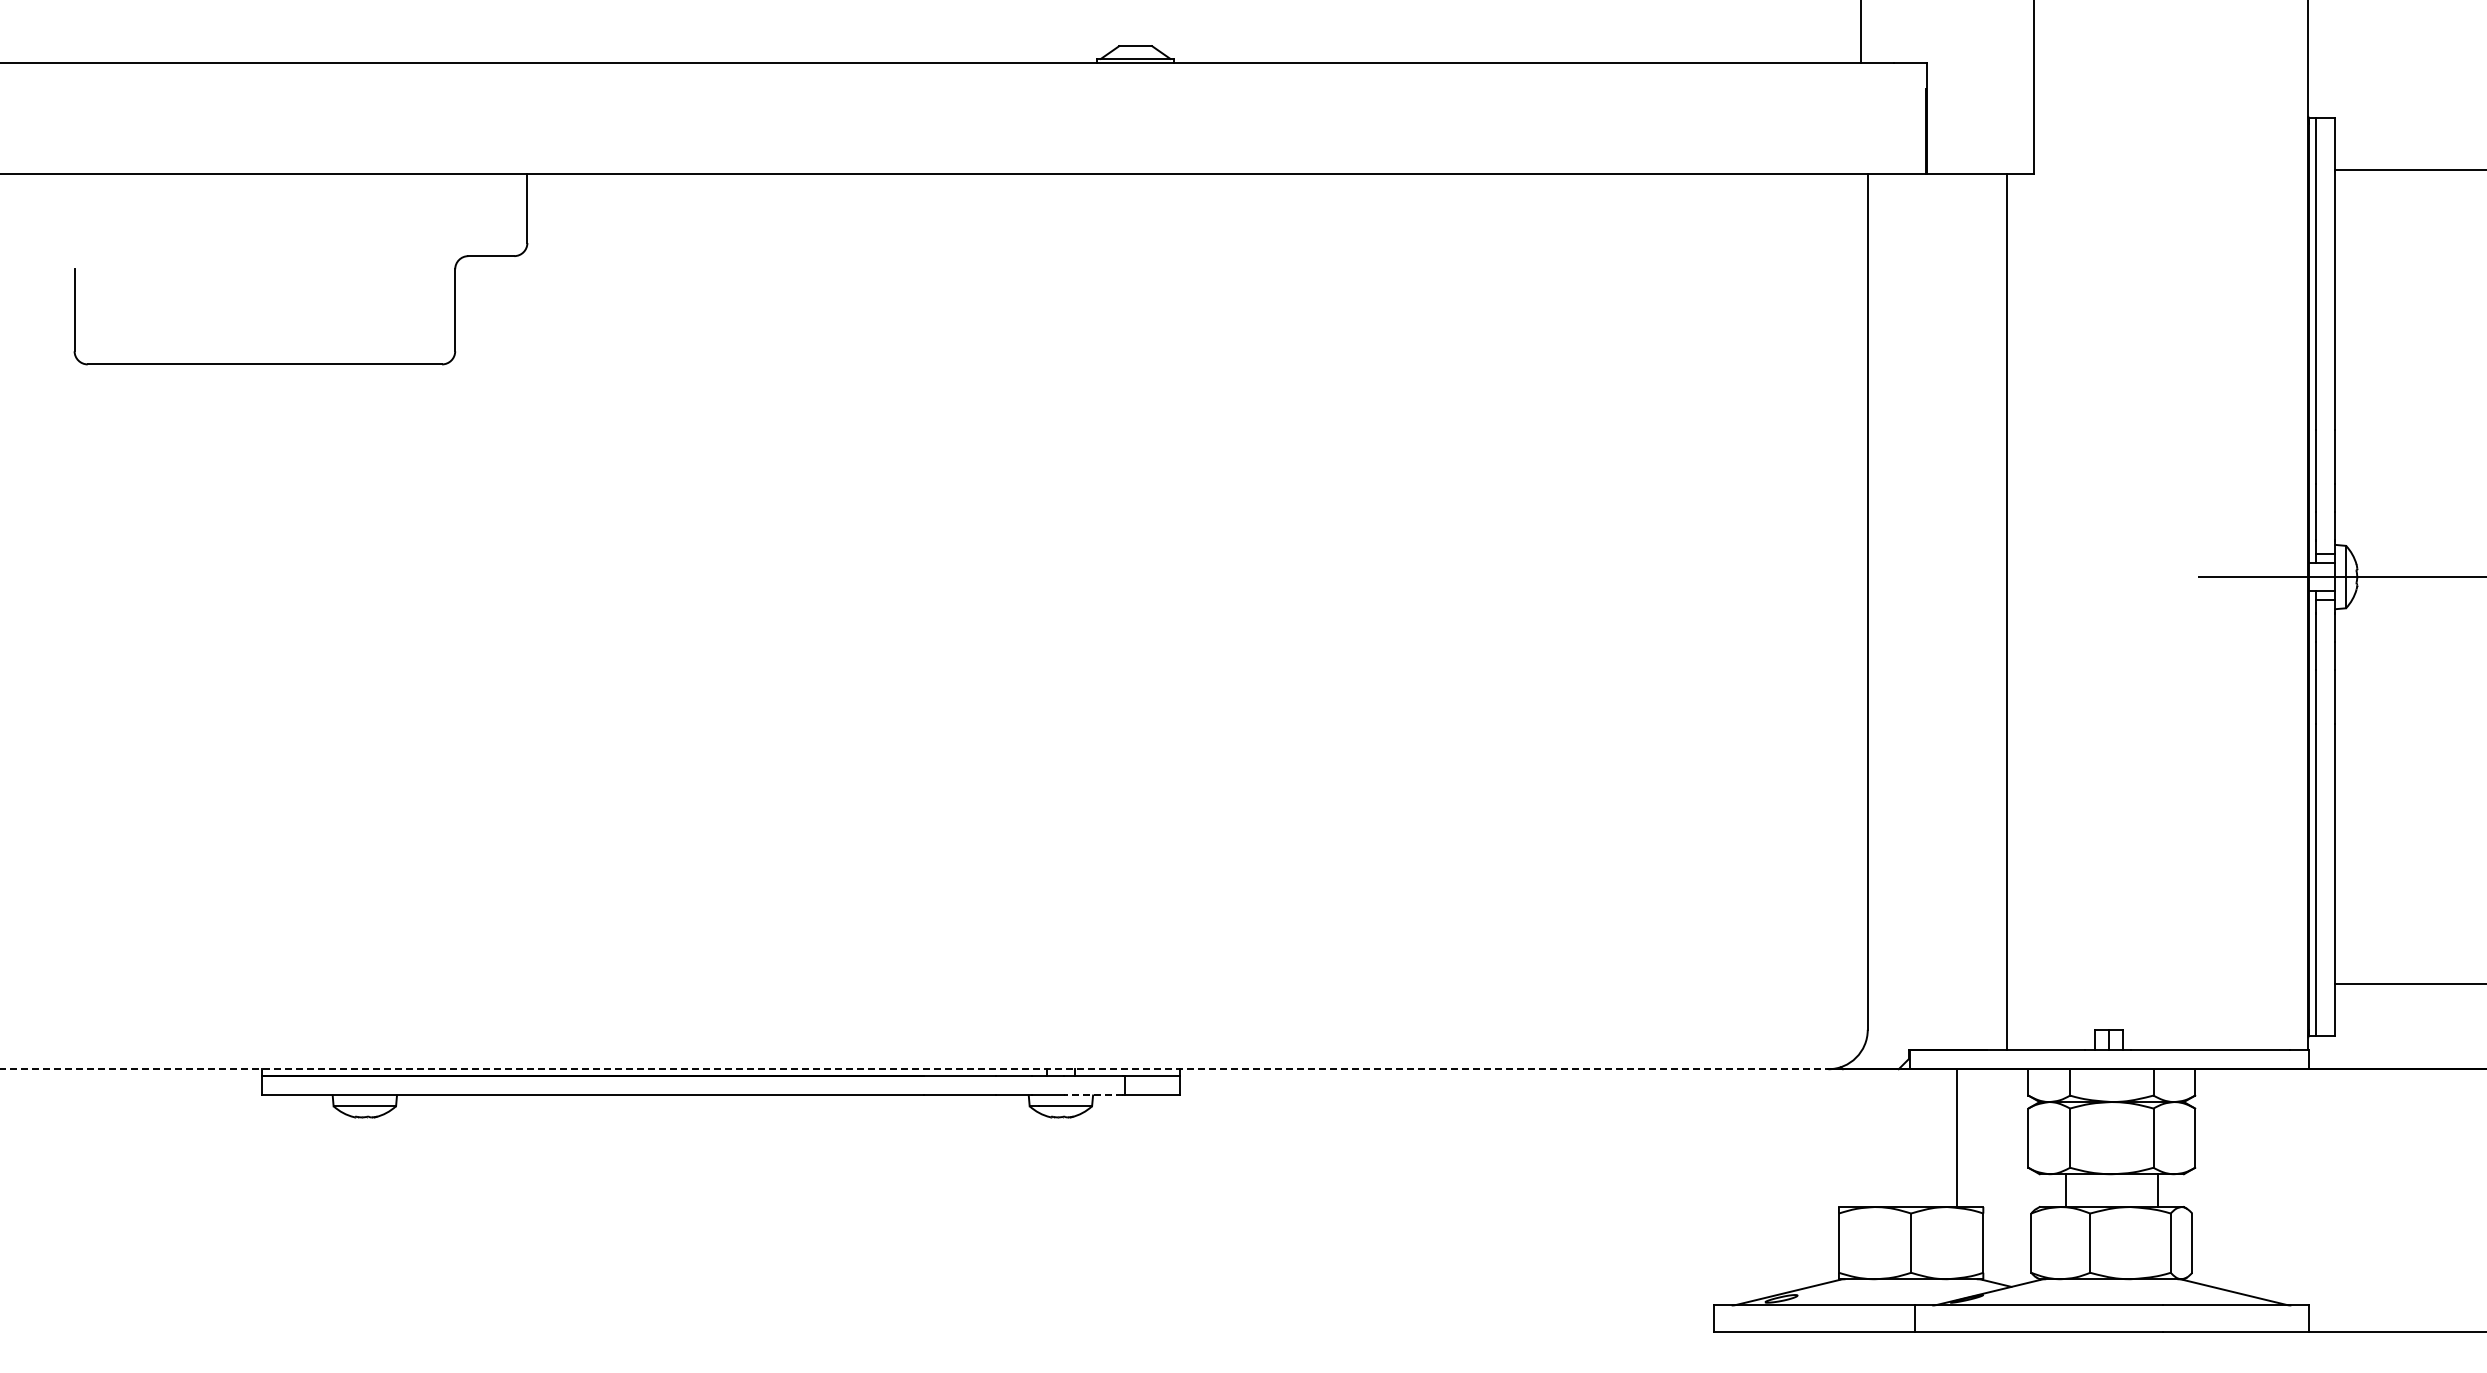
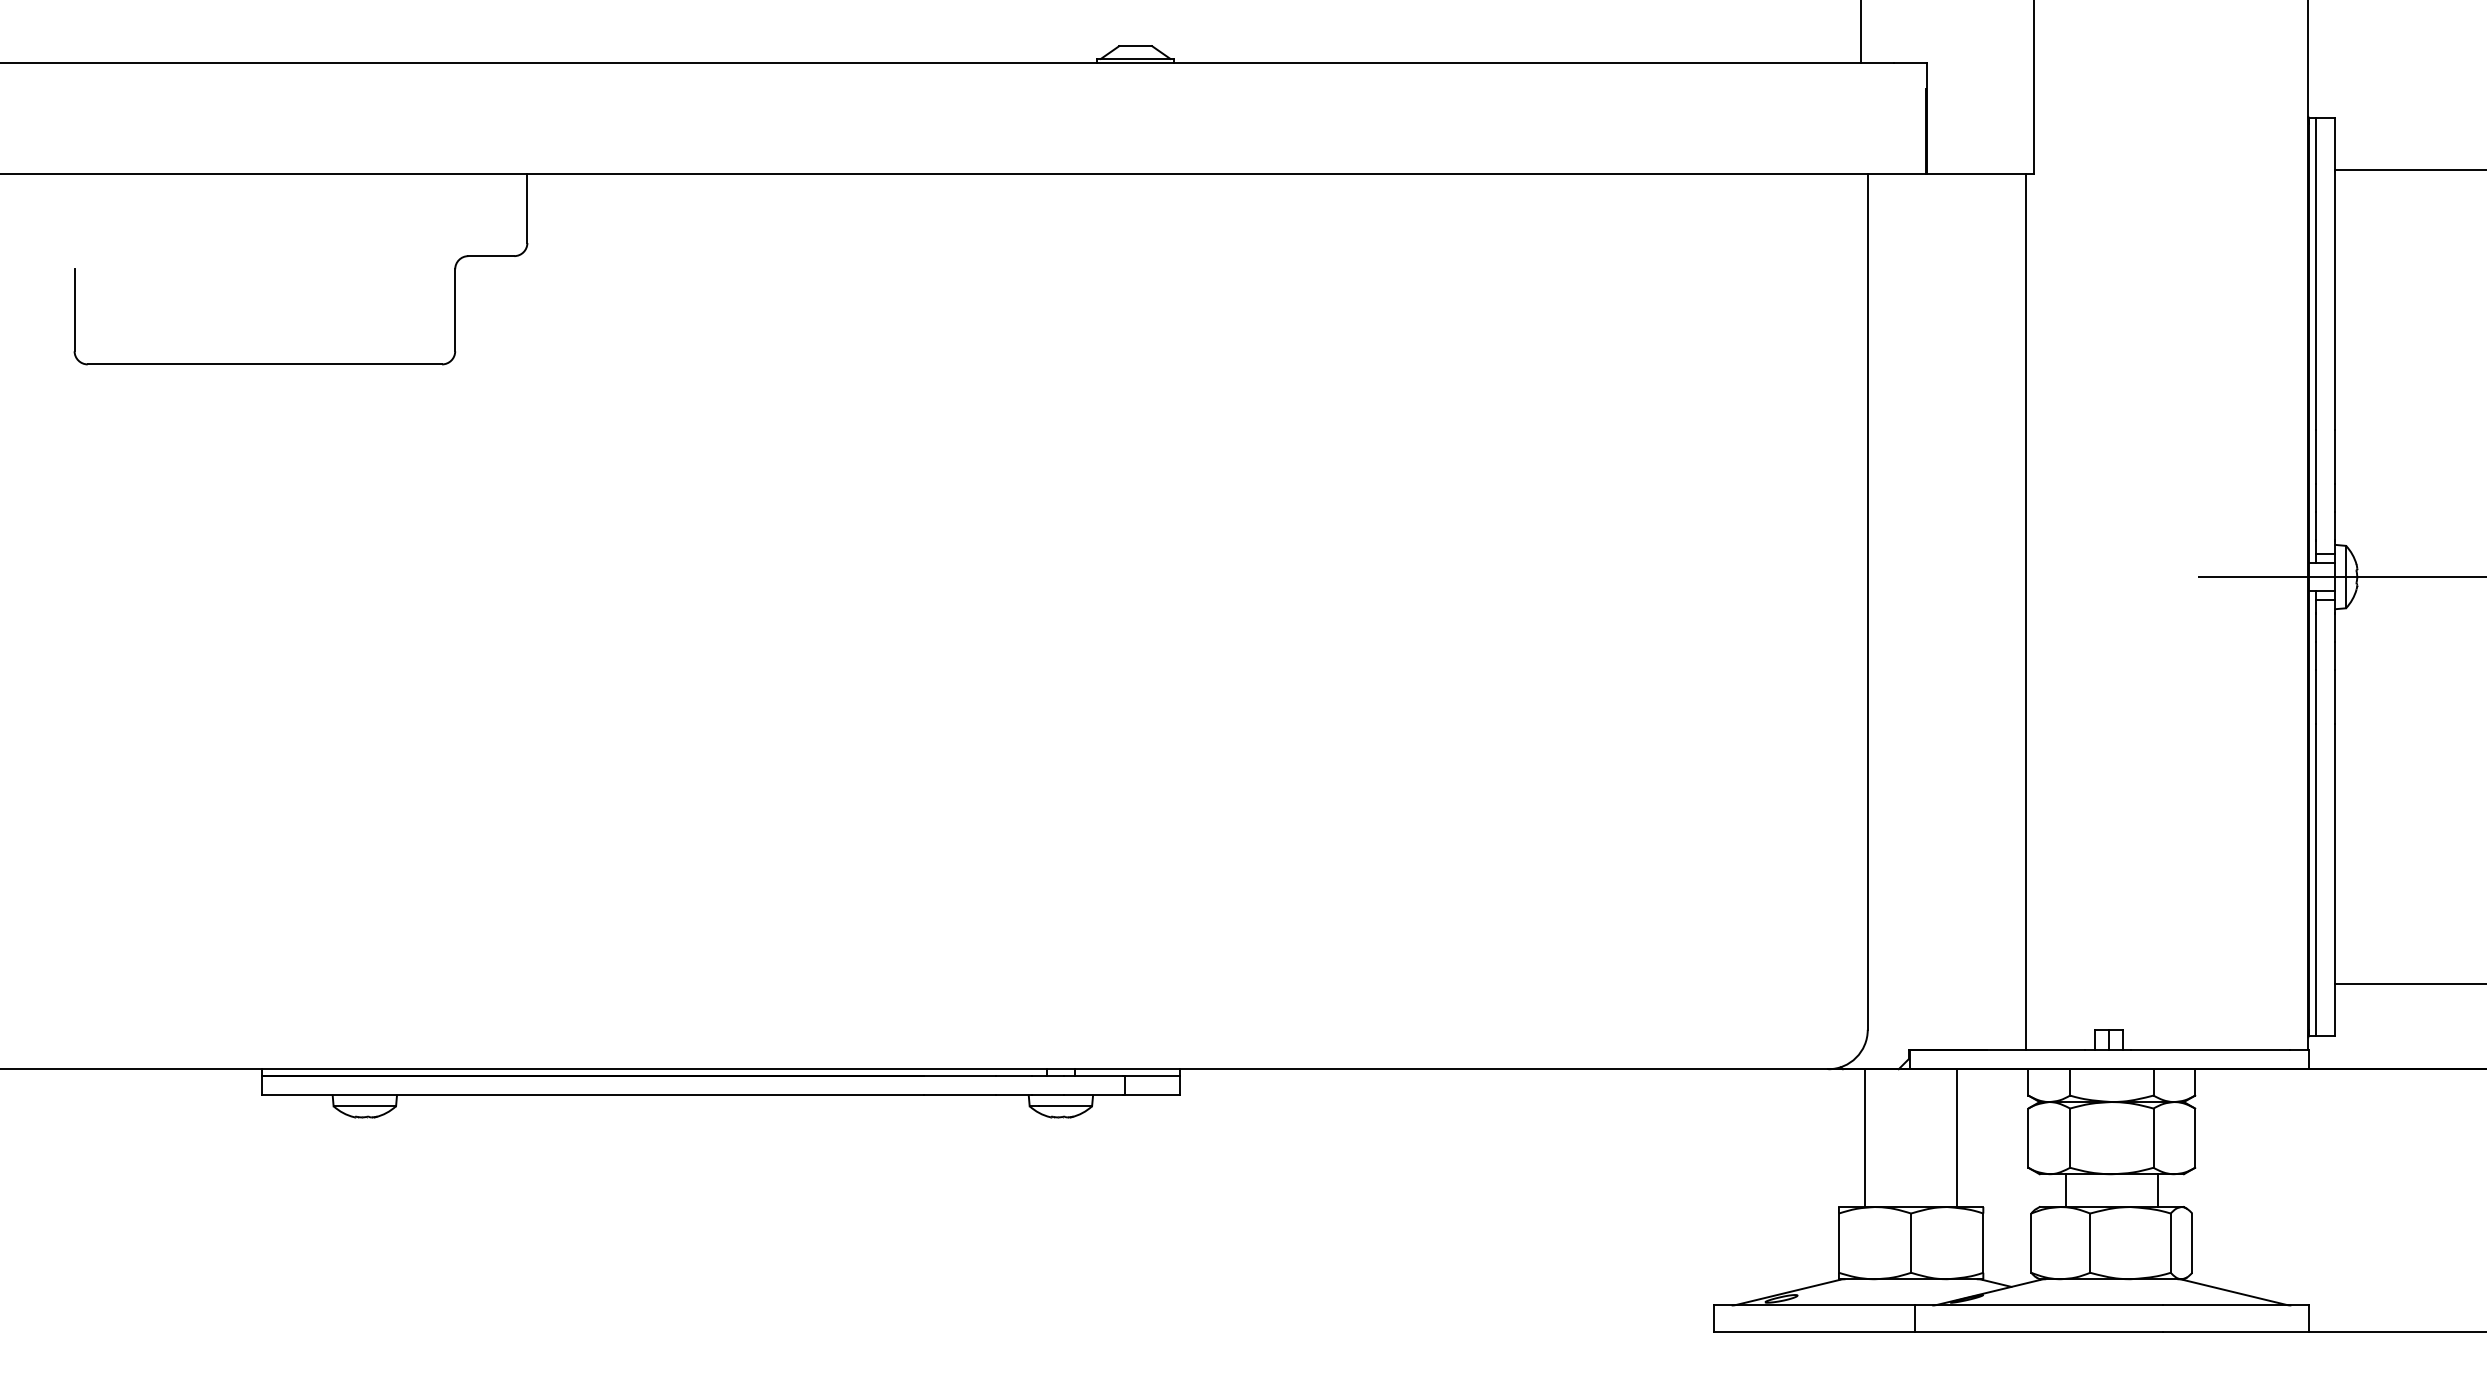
line position: (2007, 611) -> (2026, 611) (2026, 611)
line: dashed -> solid (914, 1069)
line: dashed -> solid (1093, 1095)
line: none -> present (1865, 1138)
